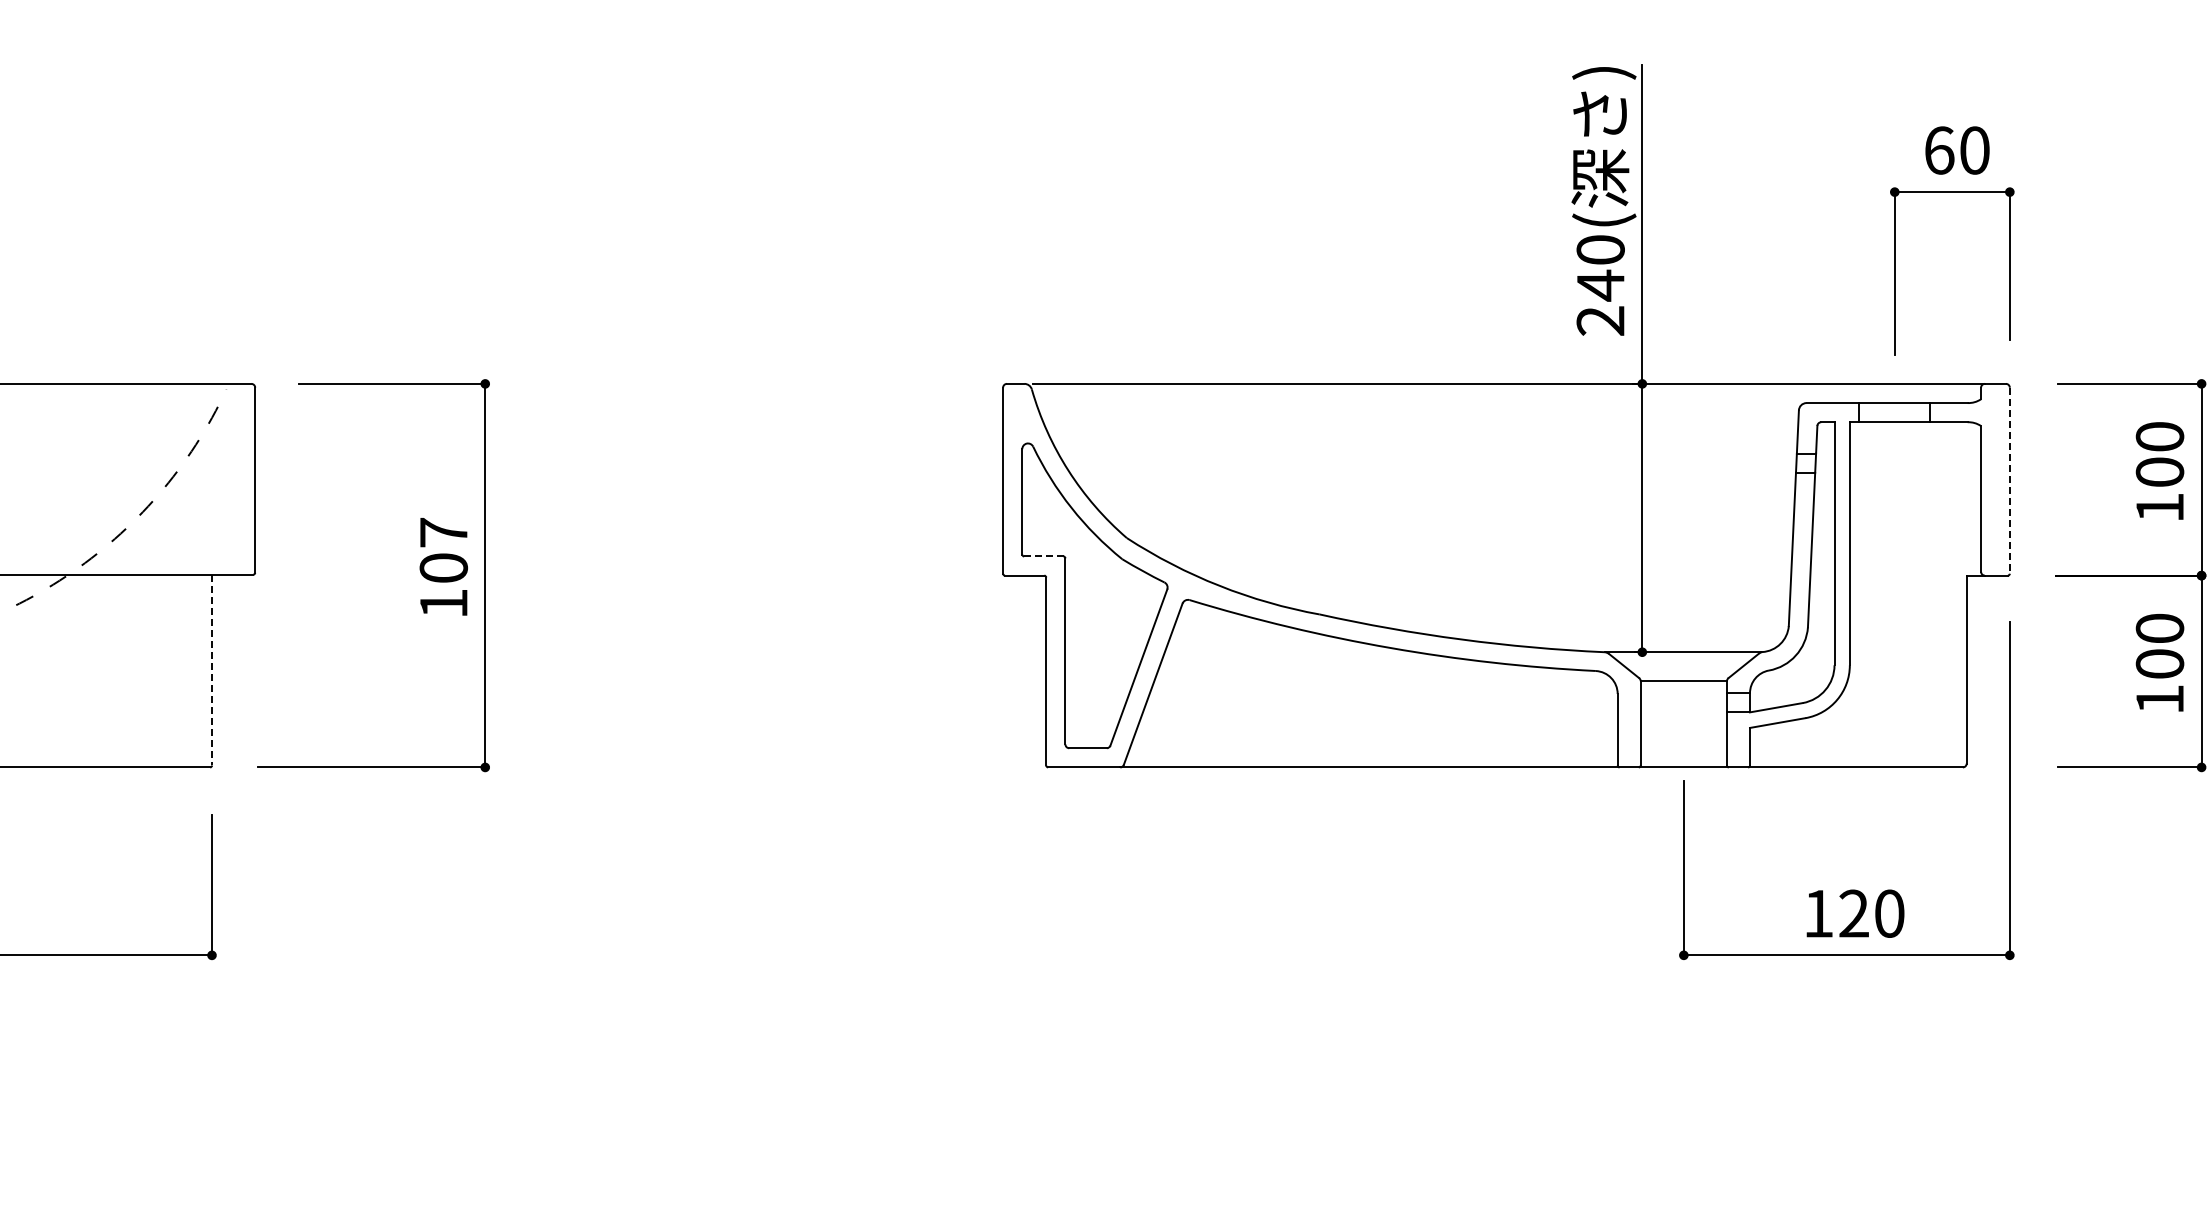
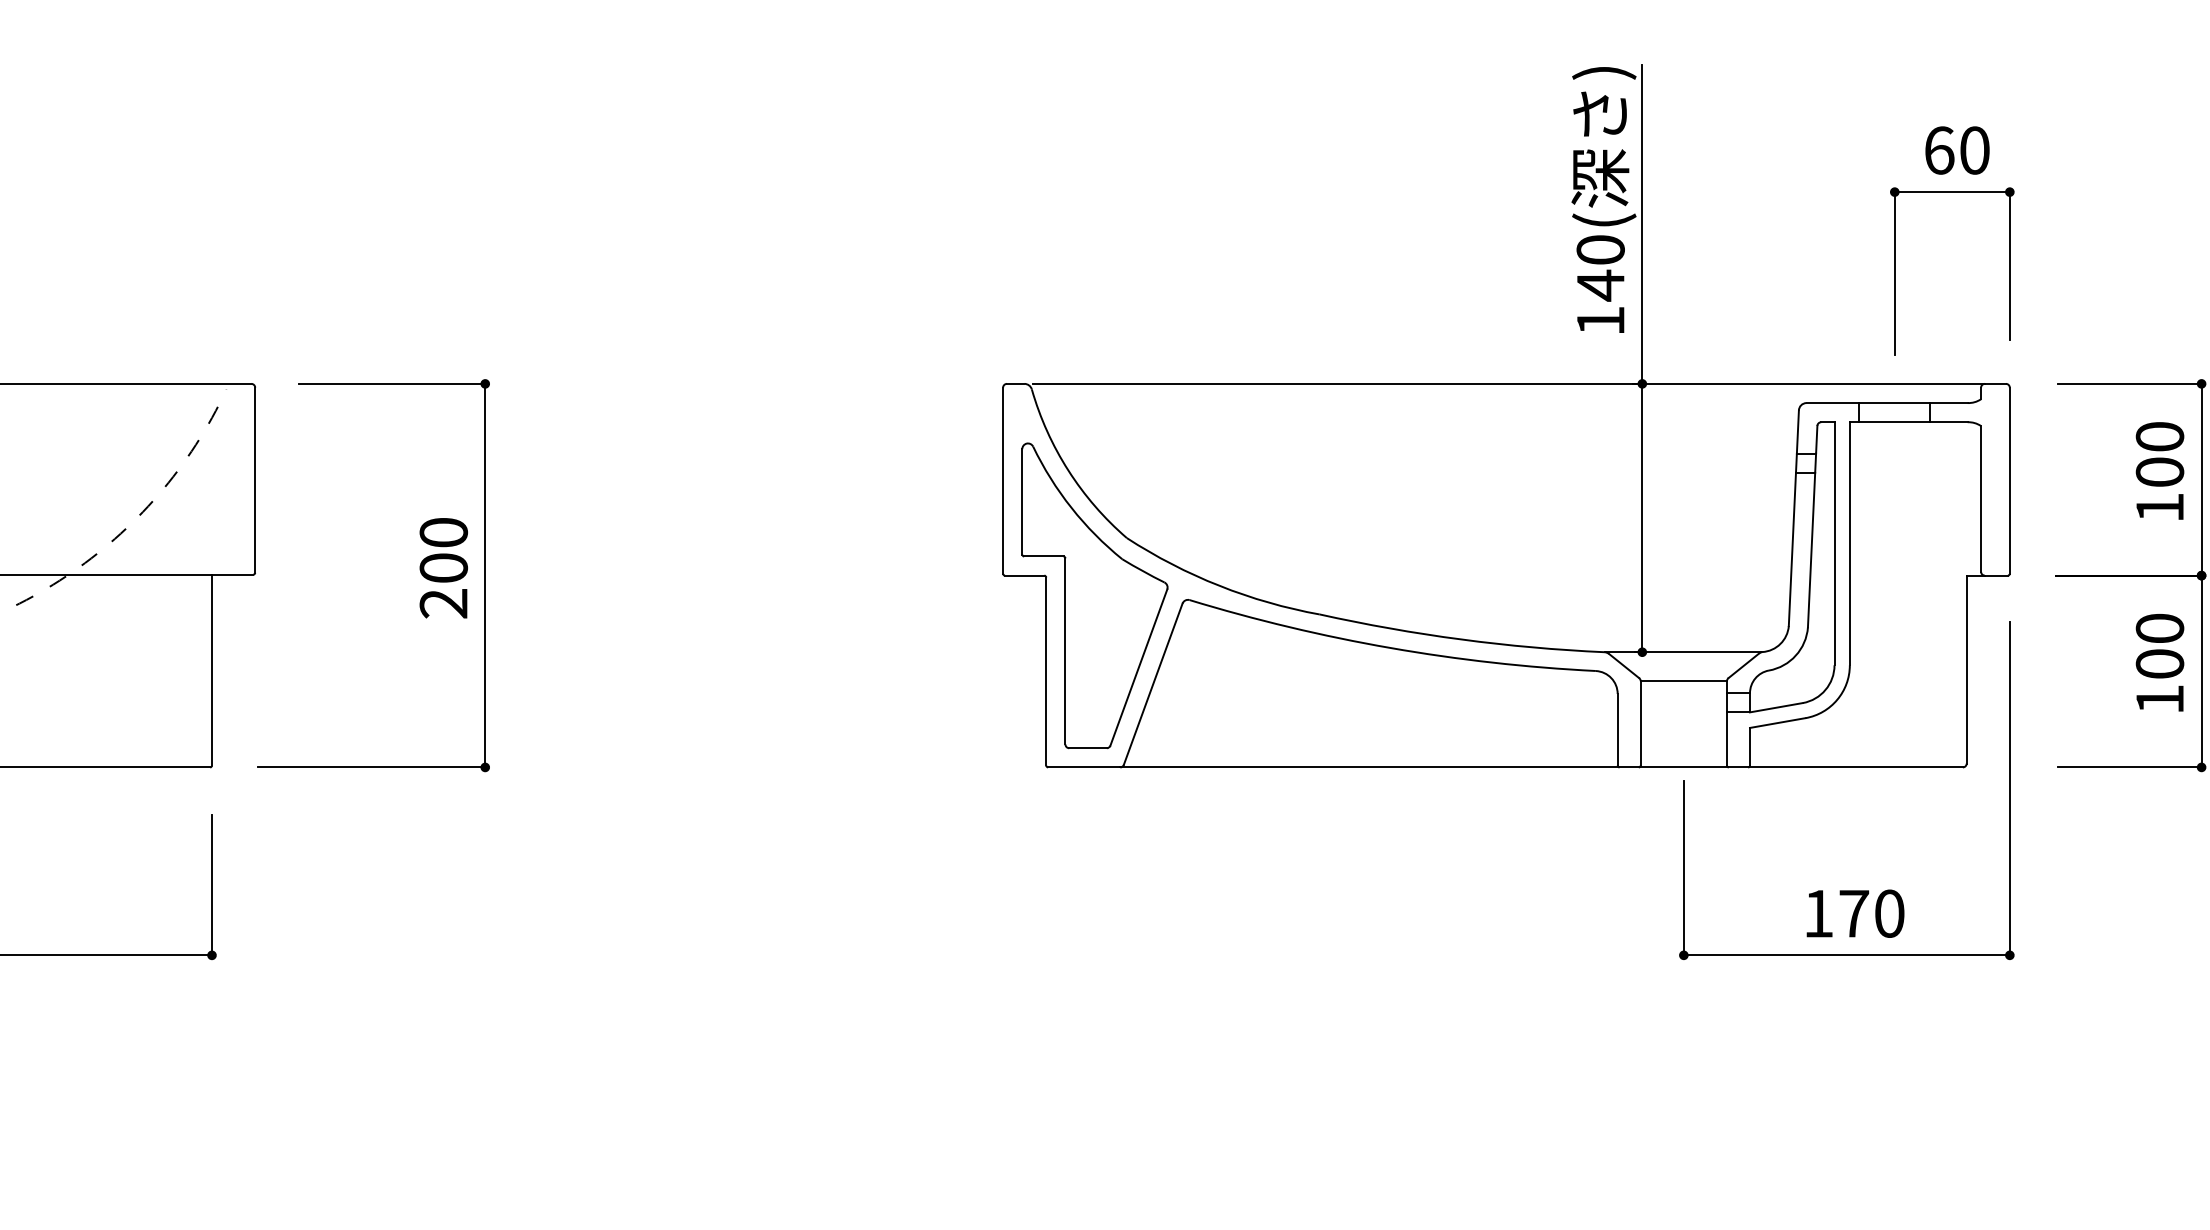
text: 240( -> 140( (1600, 320)
line: dashed -> solid (2009, 481)
line: dashed -> solid (1043, 556)
text: 107 -> 200 (443, 567)
line: dashed -> solid (212, 670)
text: 120 -> 170 (1854, 913)
